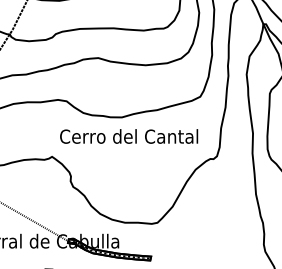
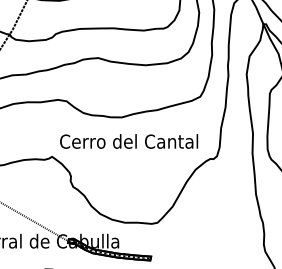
text position: (129, 136) -> (129, 141) (129, 141)
